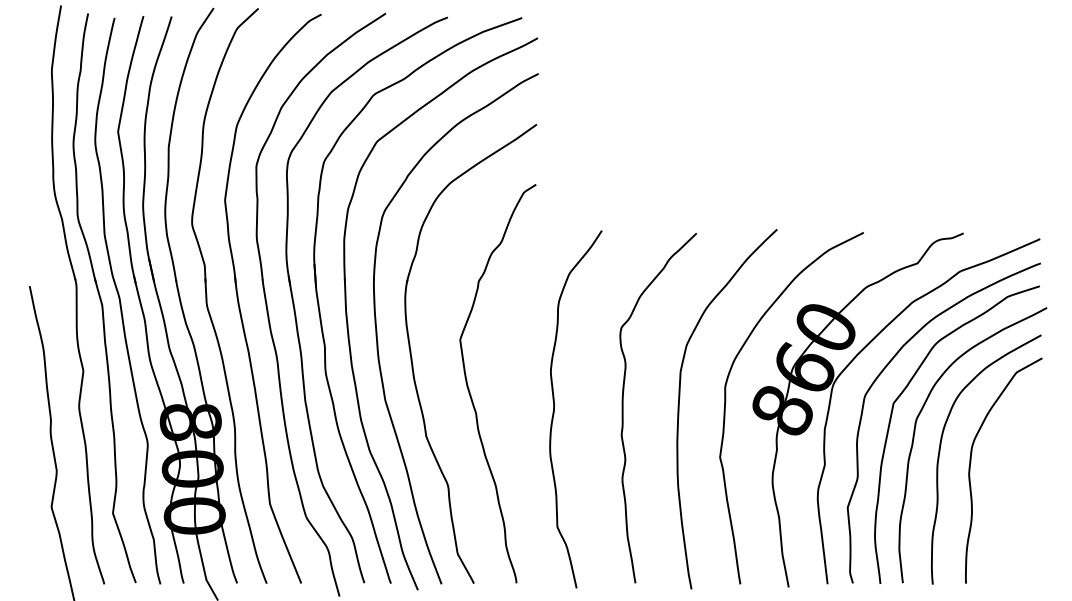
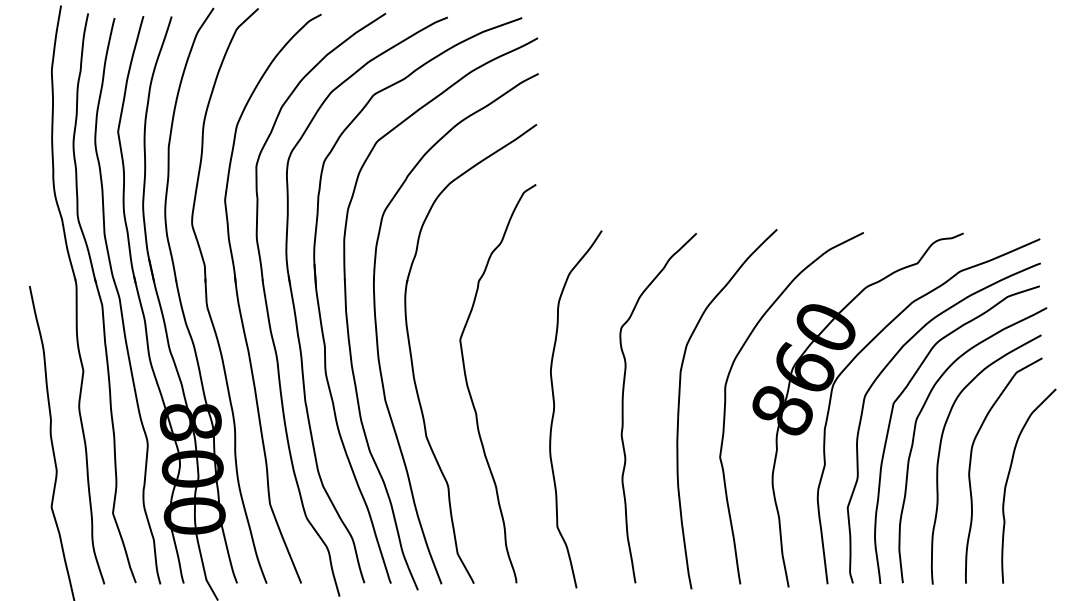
curve: none -> present (1008, 479)
